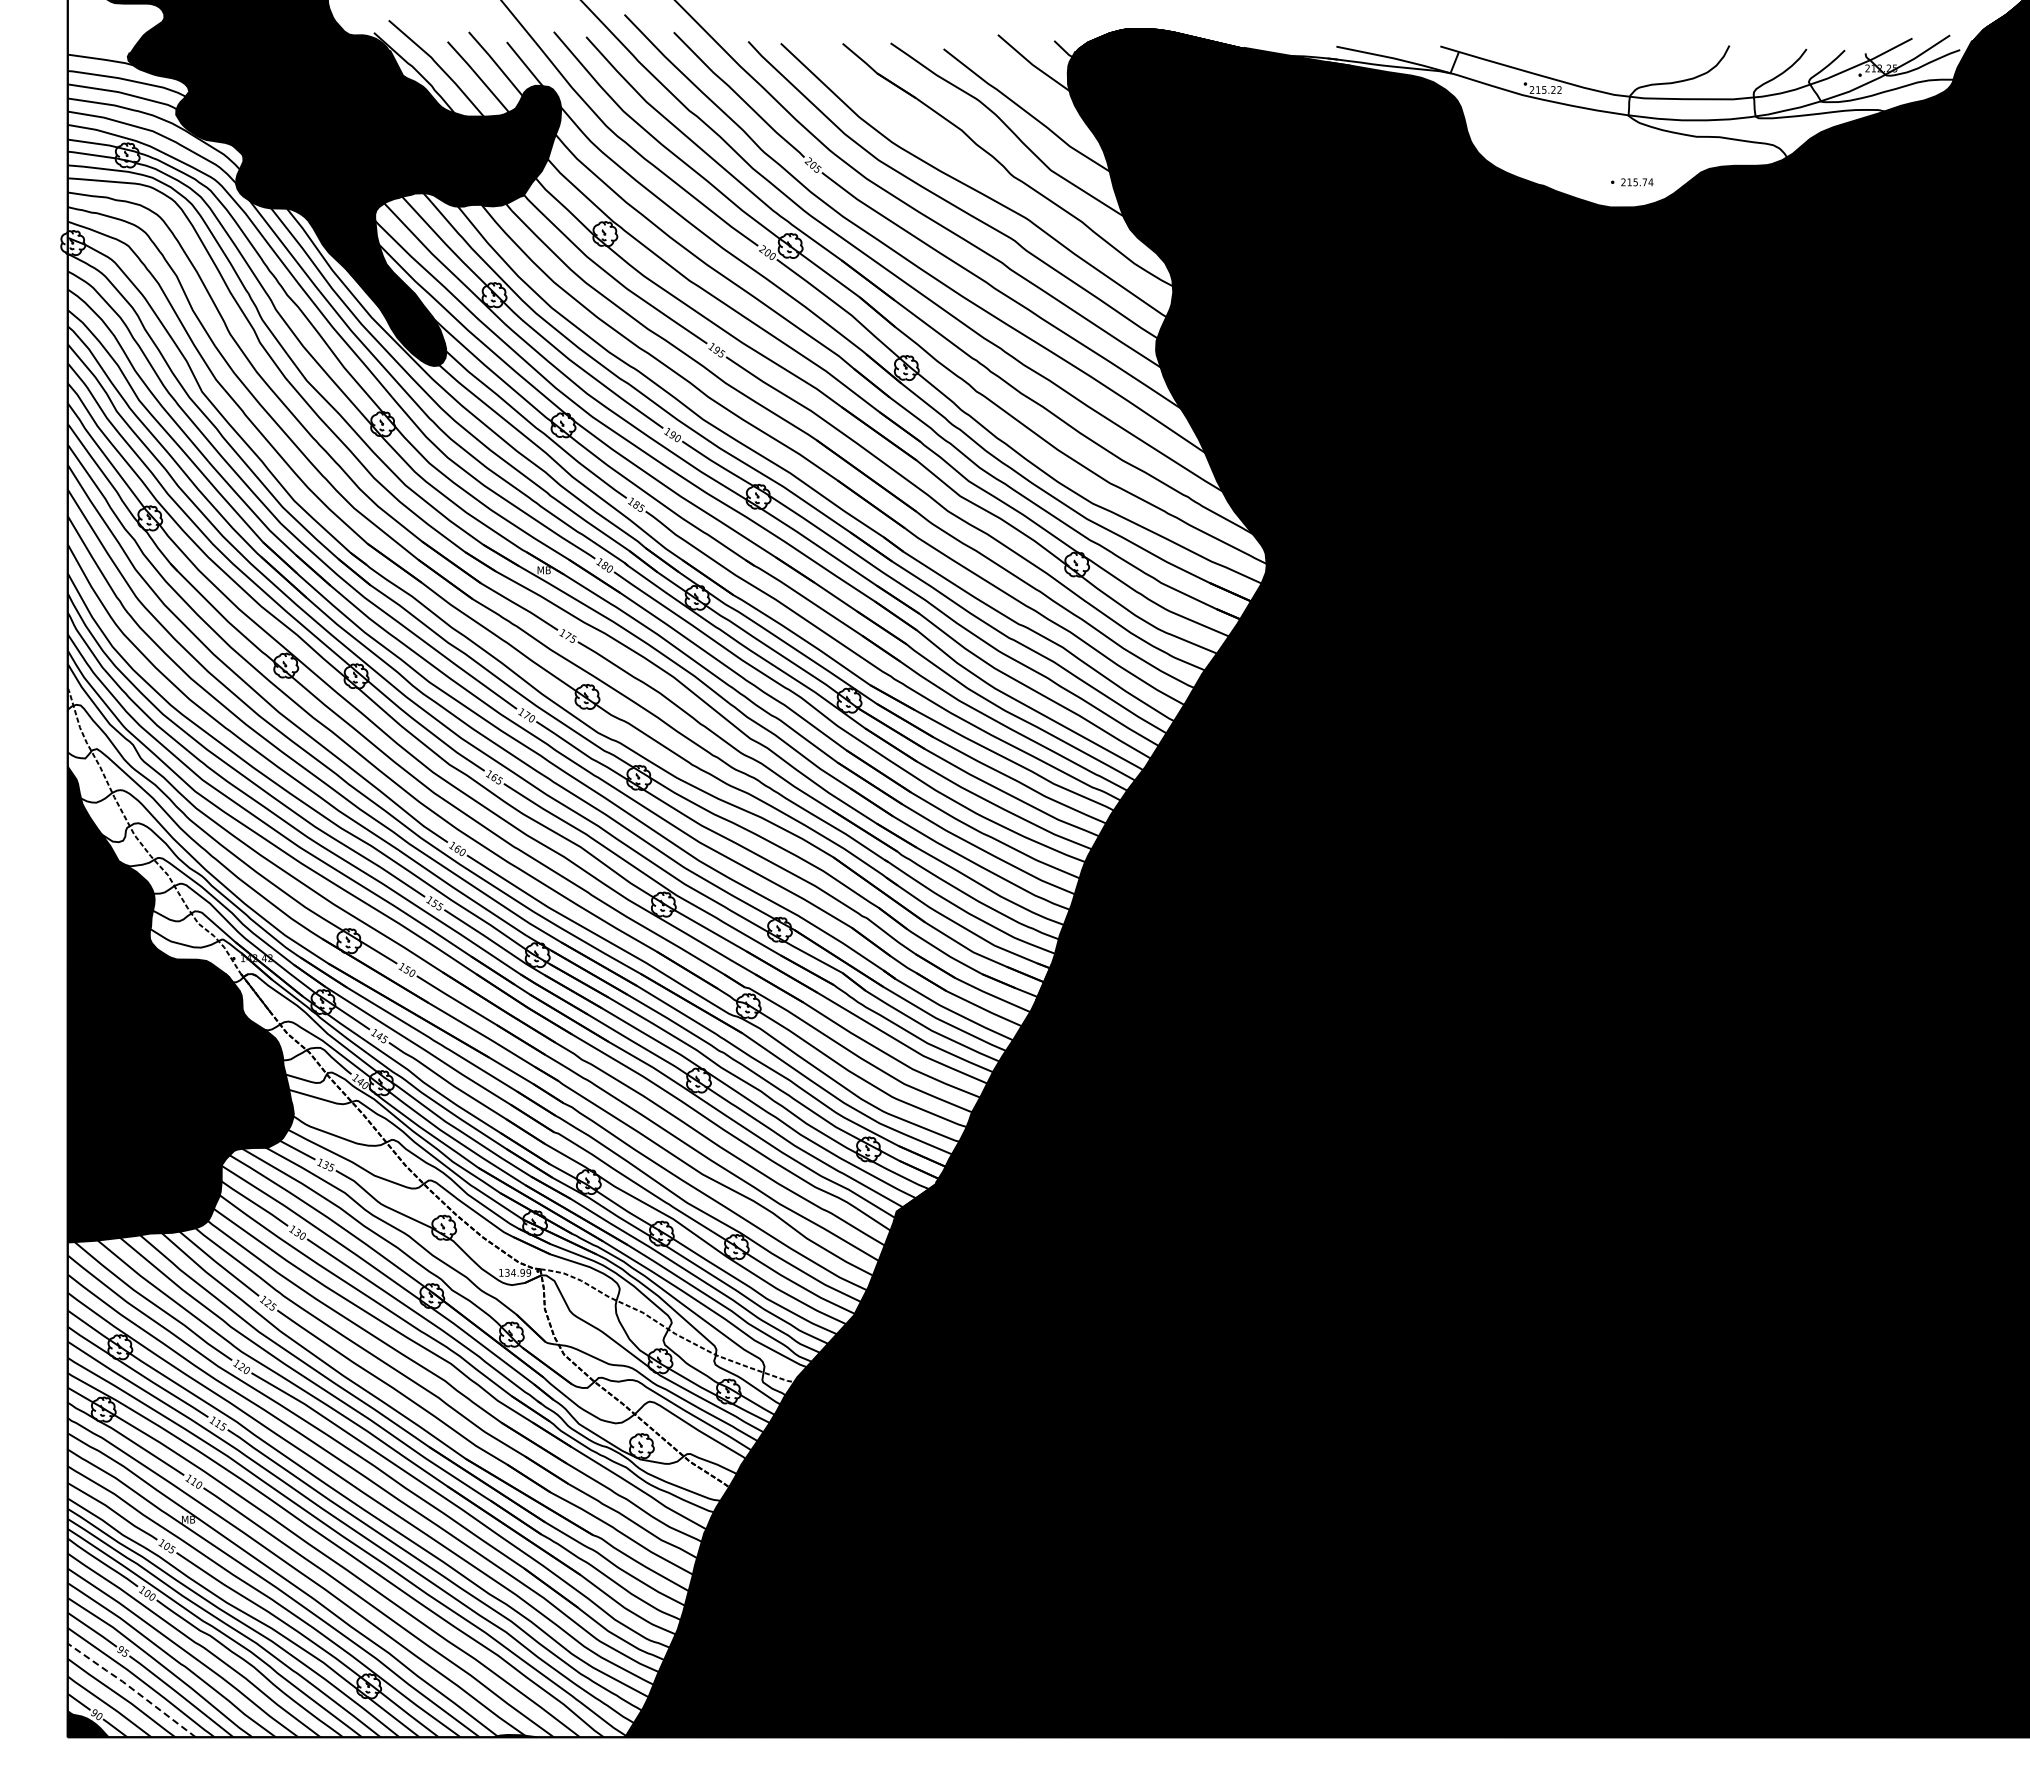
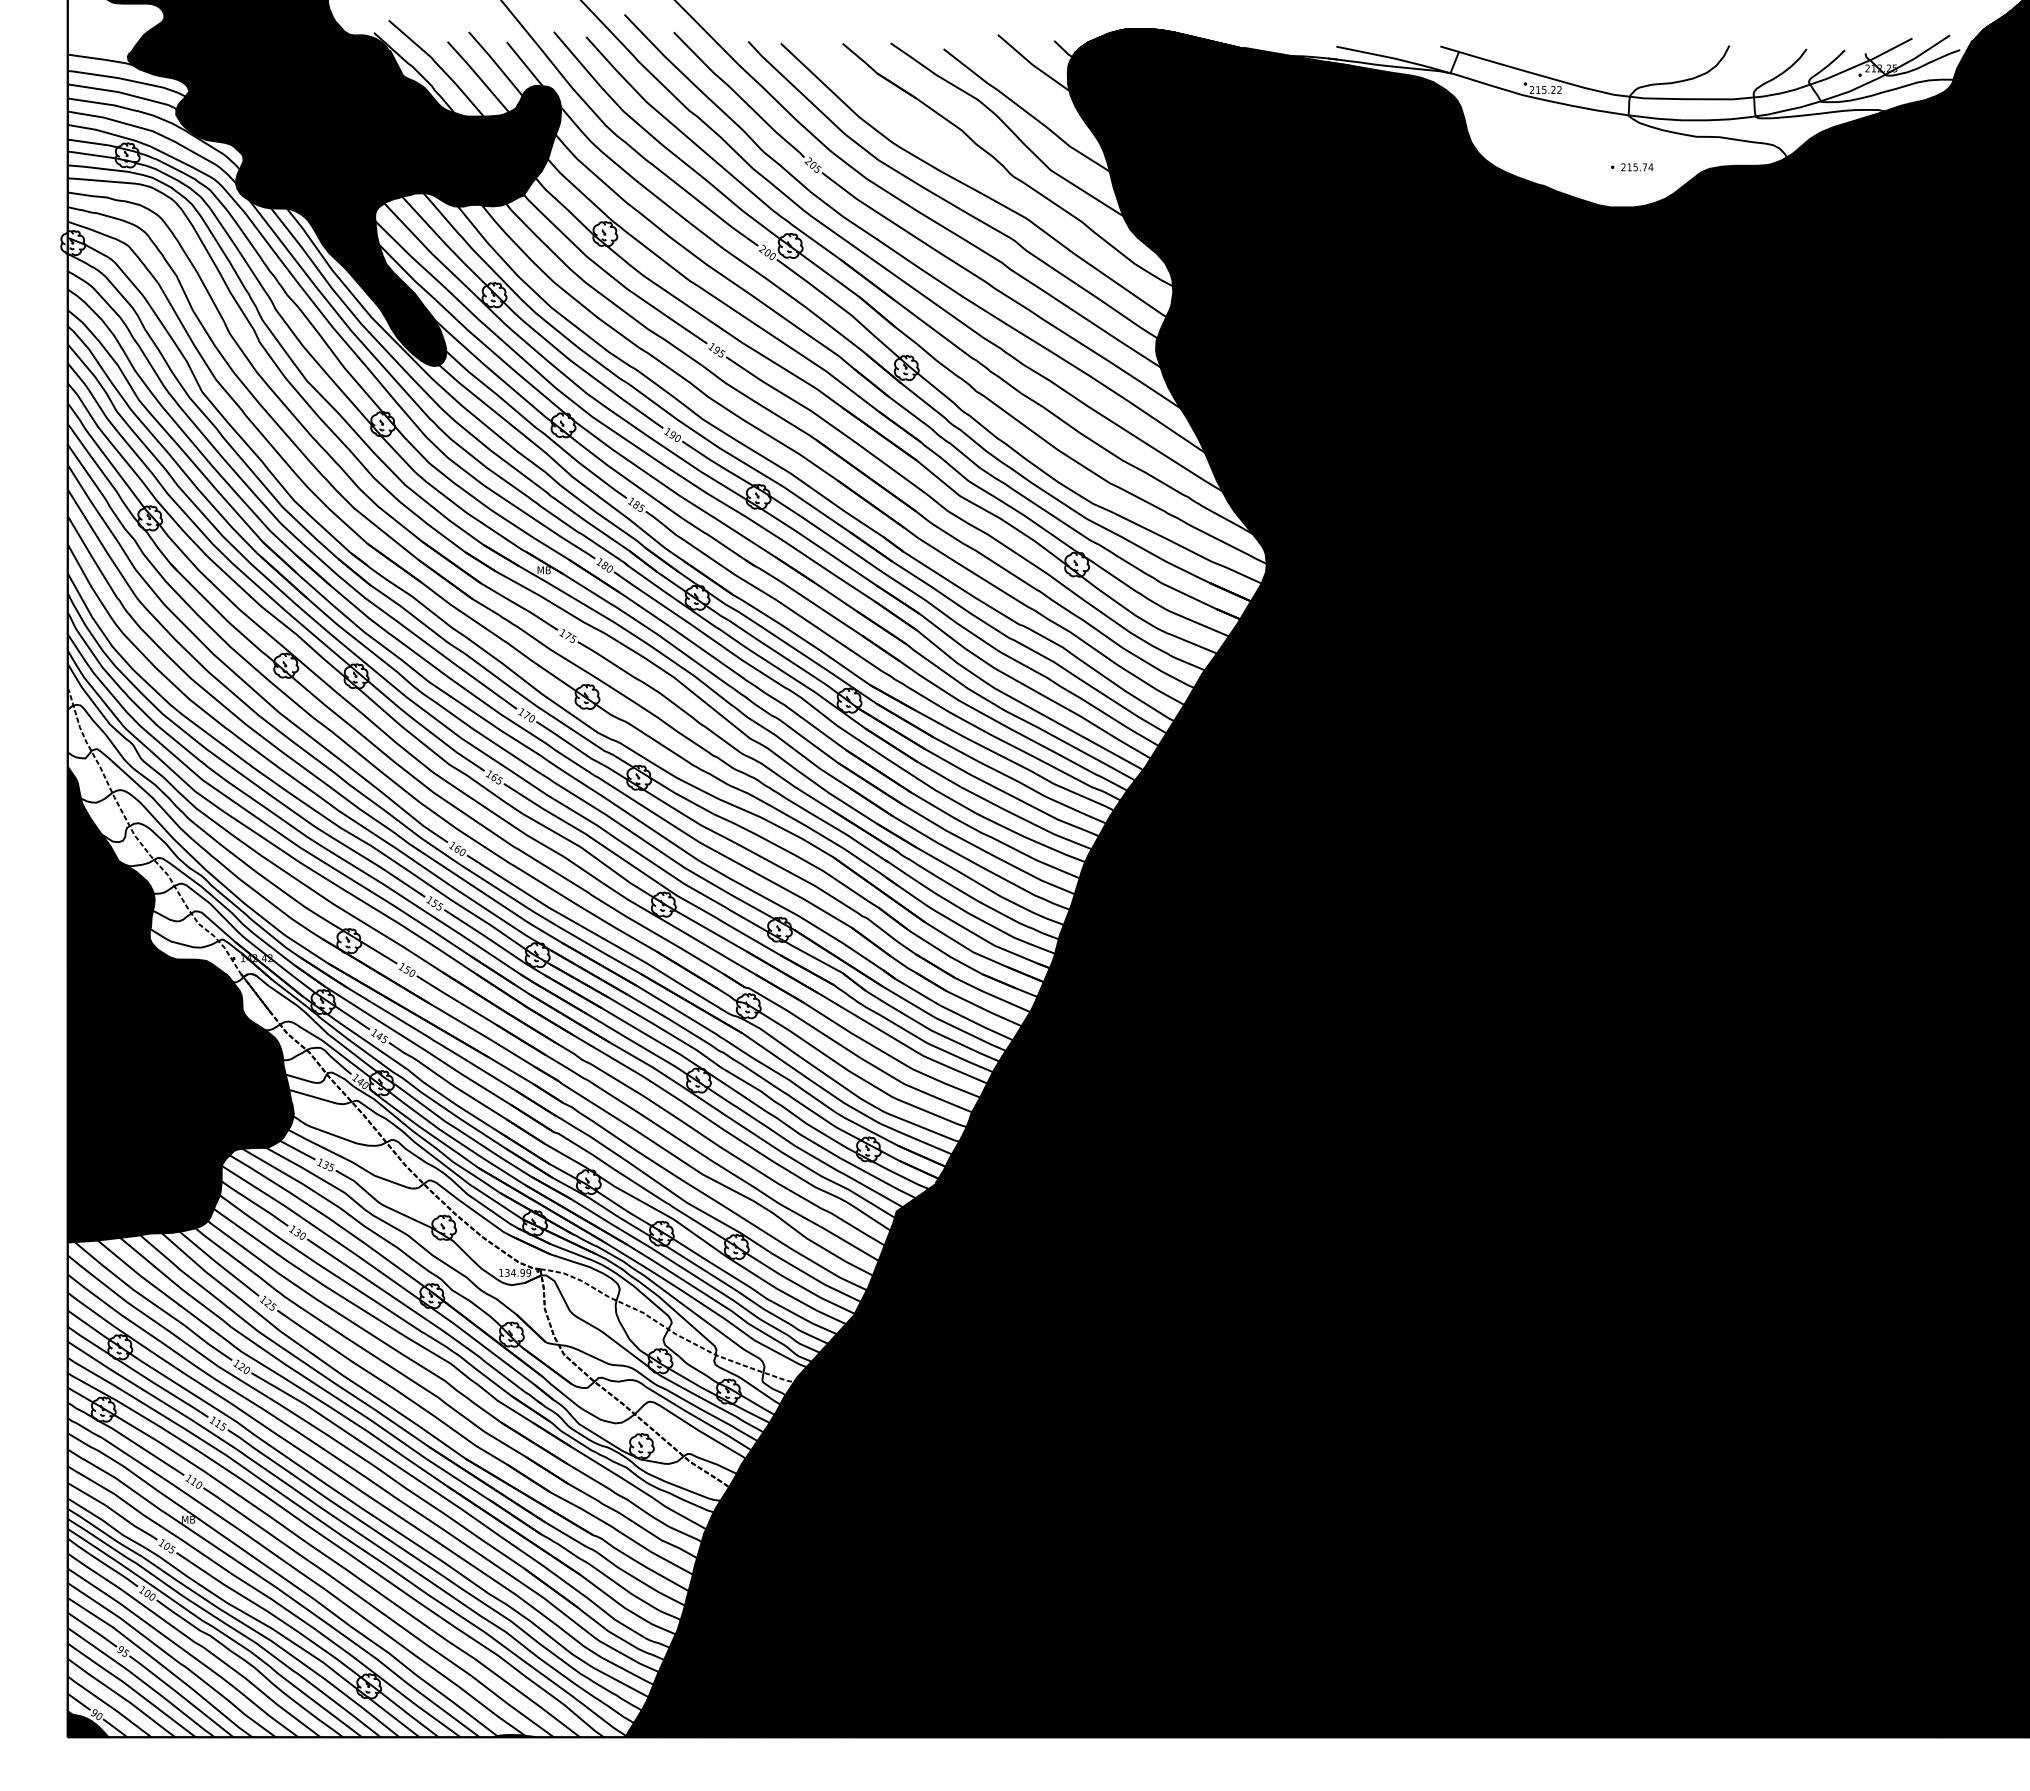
part position: (1632, 182) -> (1632, 167) (1632, 167)
line: dashed -> solid (131, 1688)
